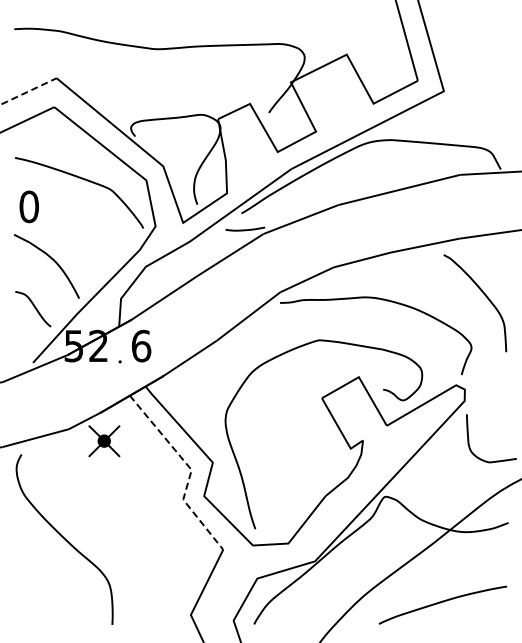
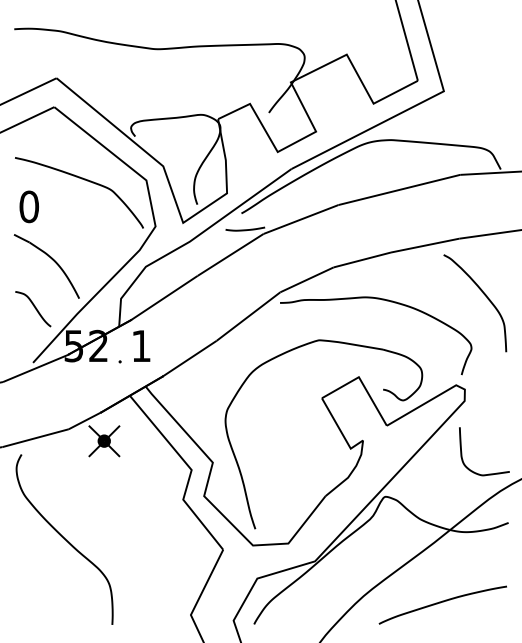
line: dashed -> solid (28, 91)
text: 6 -> 1 (141, 345)
curve position: (469, 439) -> (462, 452) (462, 452)
line: dashed -> solid (191, 470)
